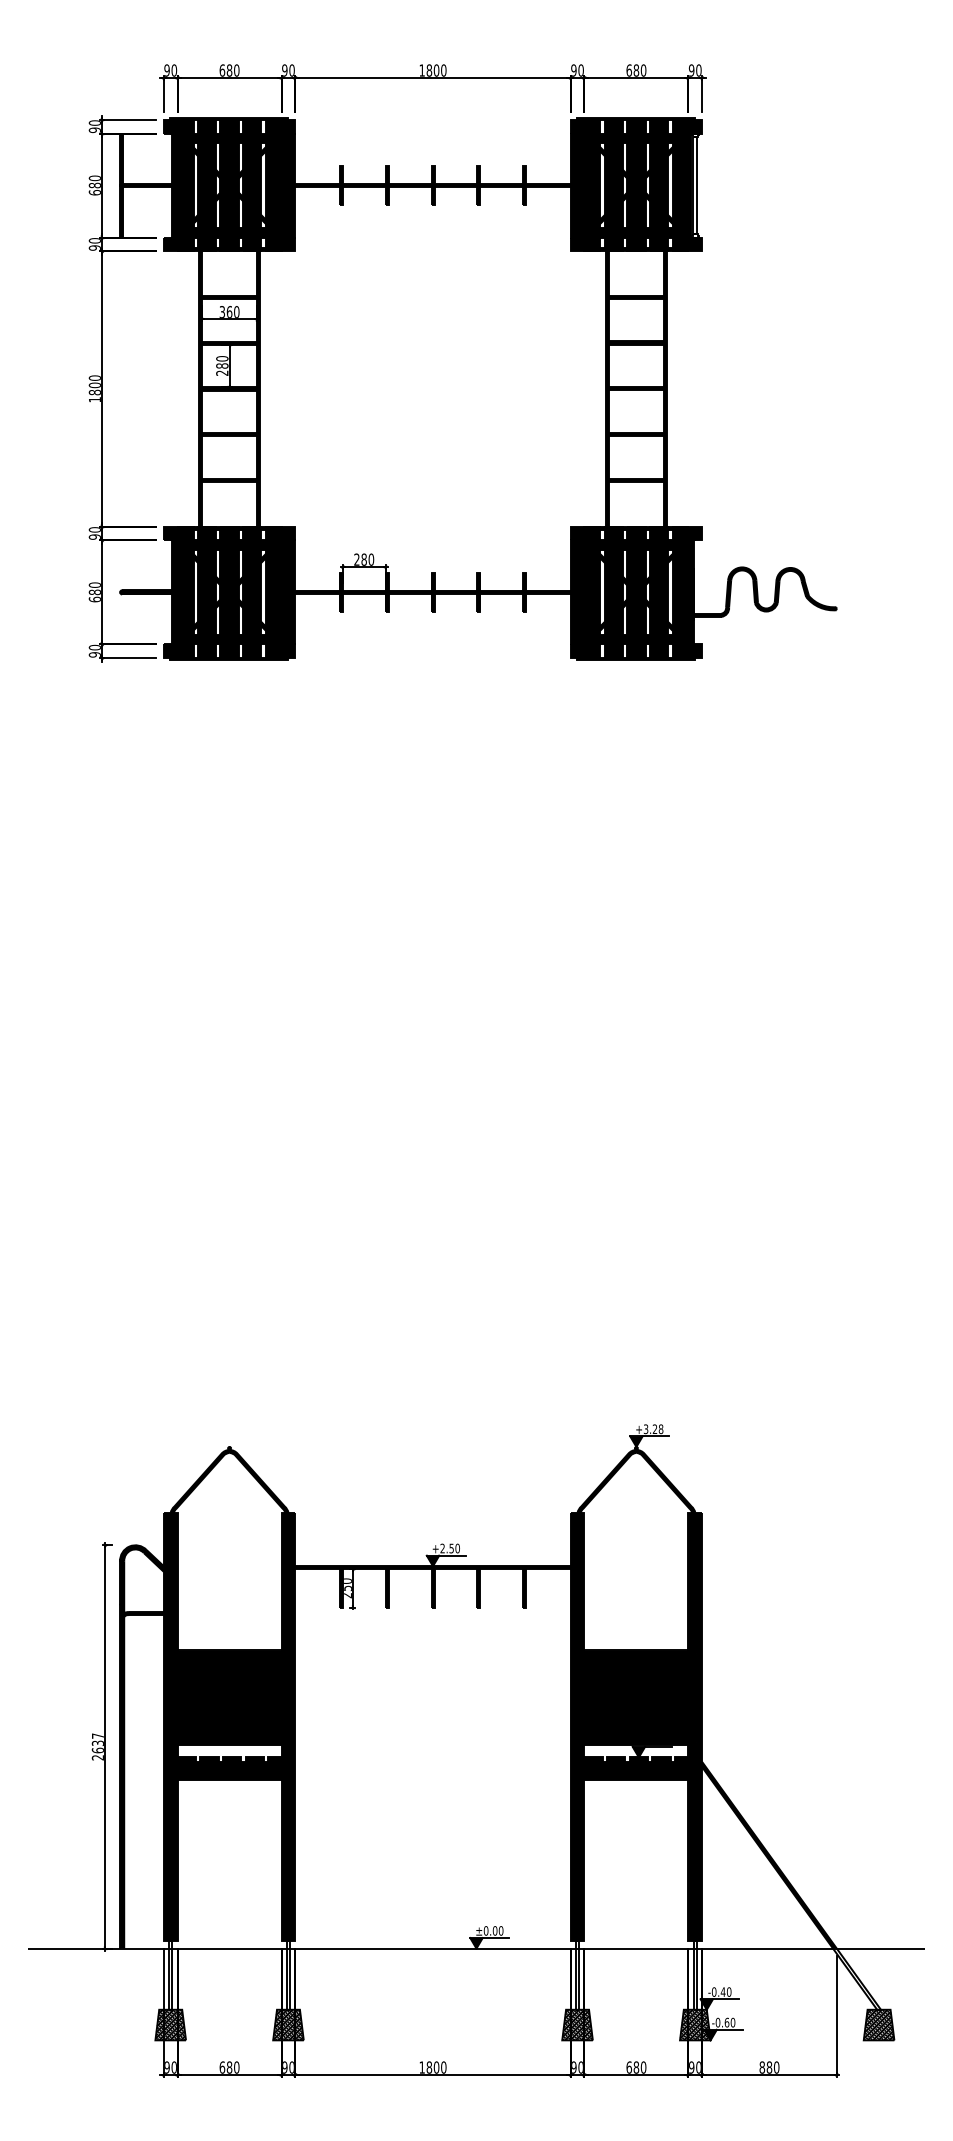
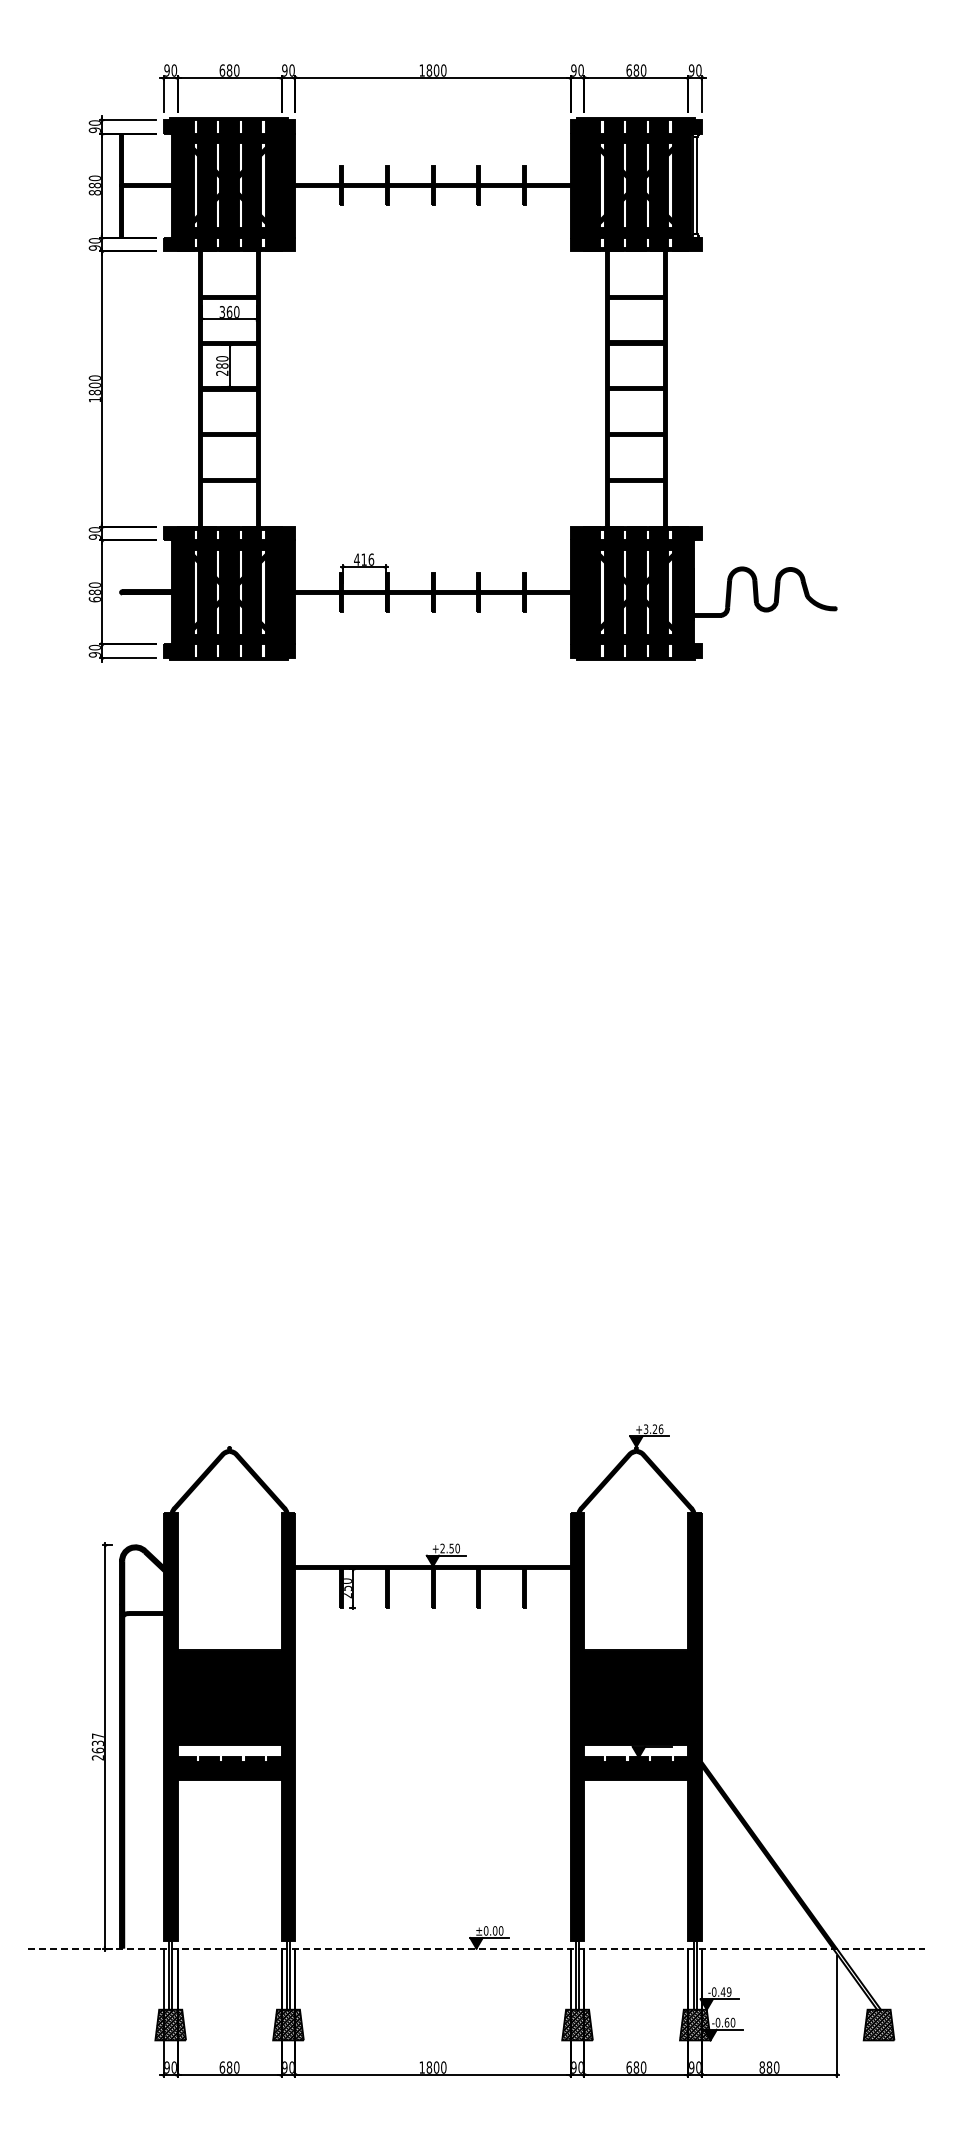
text: 680 -> 880 (94, 192)
text: 280 -> 416 (364, 559)
text: +3.28 -> +3.26 (660, 1428)
line: solid -> dashed (476, 1948)
text: -0.40 -> -0.49 (728, 1992)
